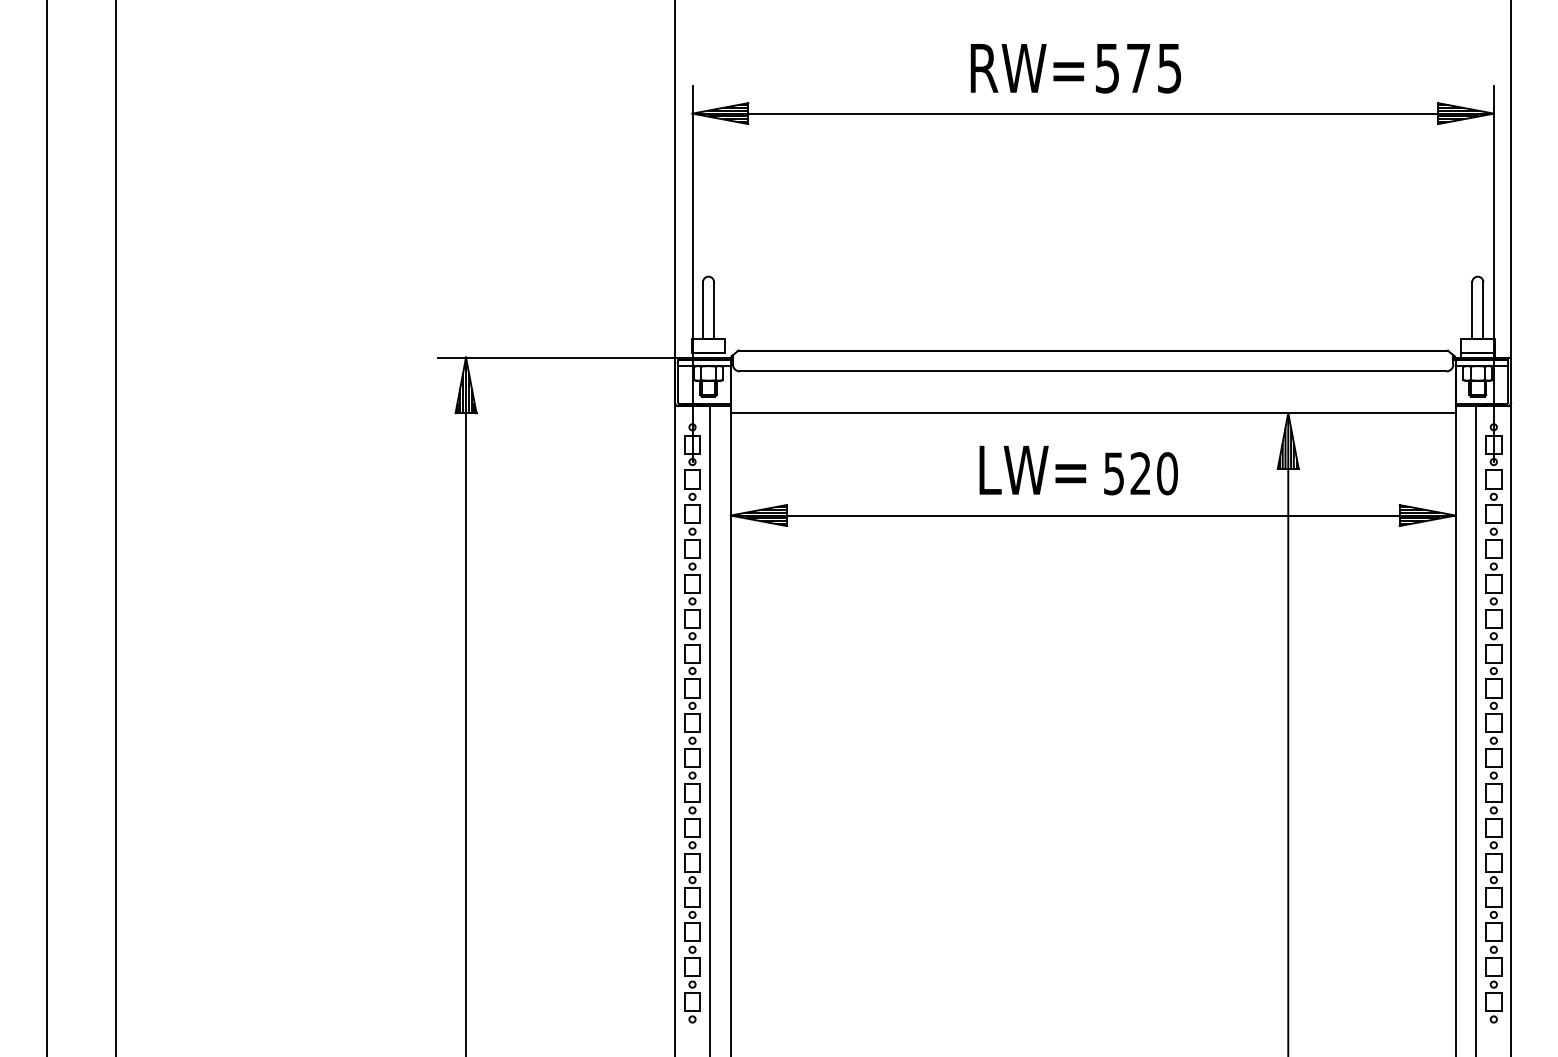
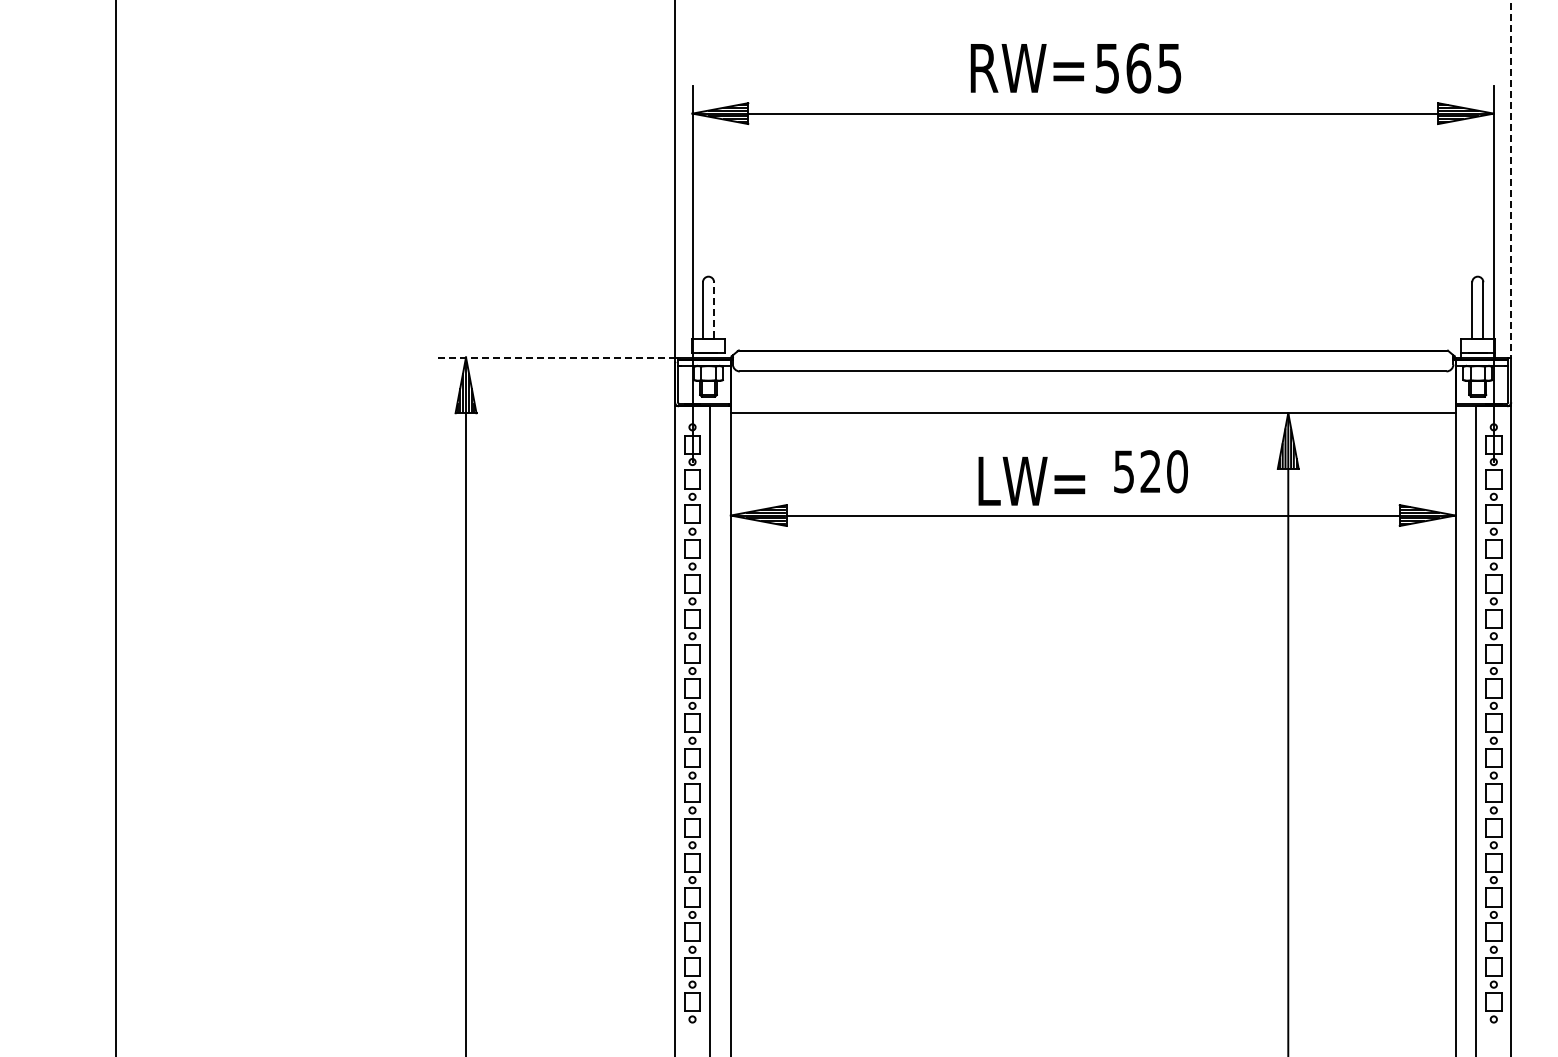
text: 575 -> 565 (1138, 68)
line: solid -> dashed (1511, 178)
line: solid -> dashed (714, 310)
line: solid -> dashed (557, 357)
text position: (1032, 469) -> (1031, 480) (1031, 480)
text position: (1140, 473) -> (1150, 471) (1150, 471)
line: present -> none (46, 527)
